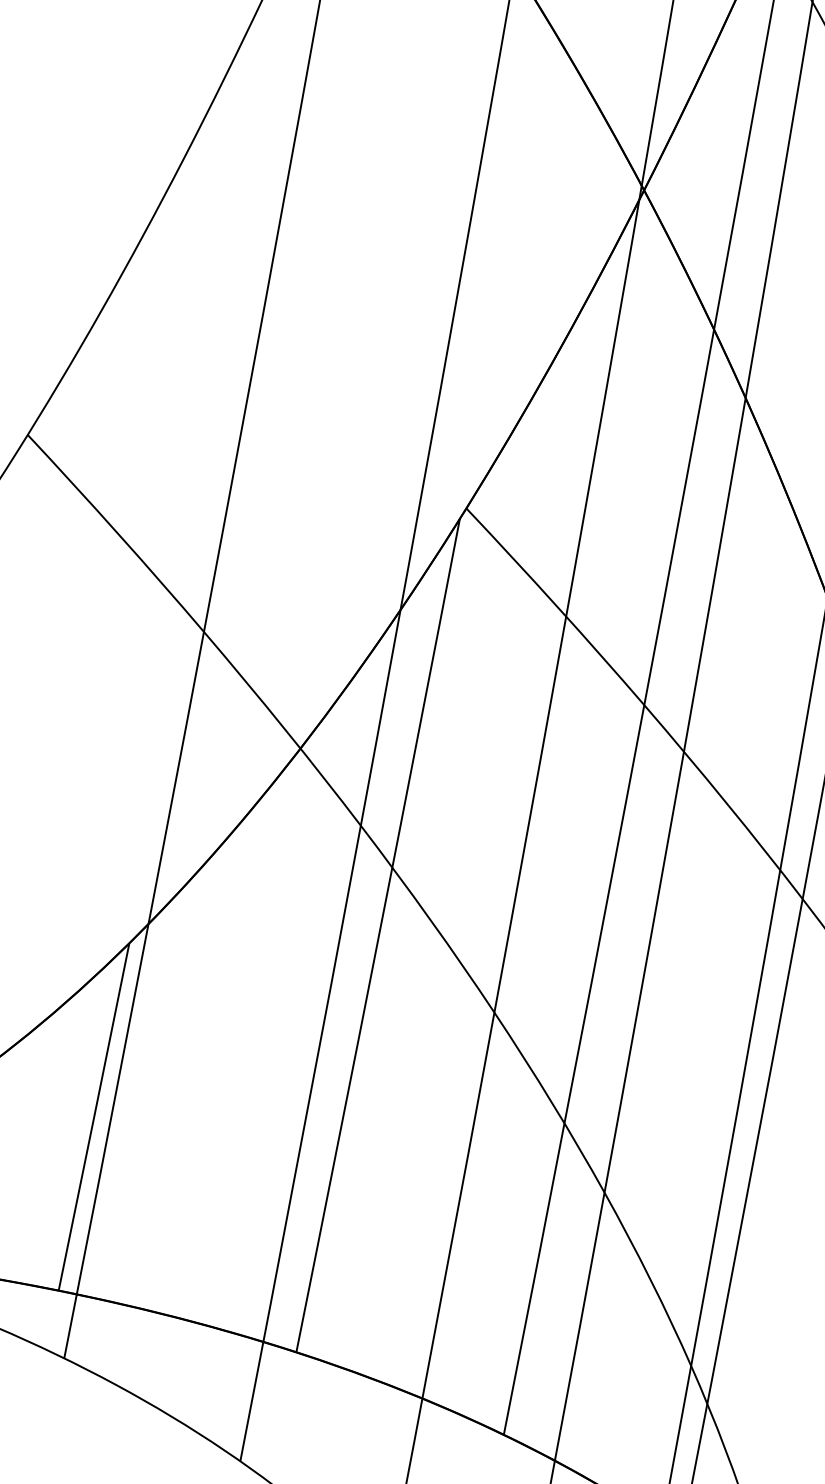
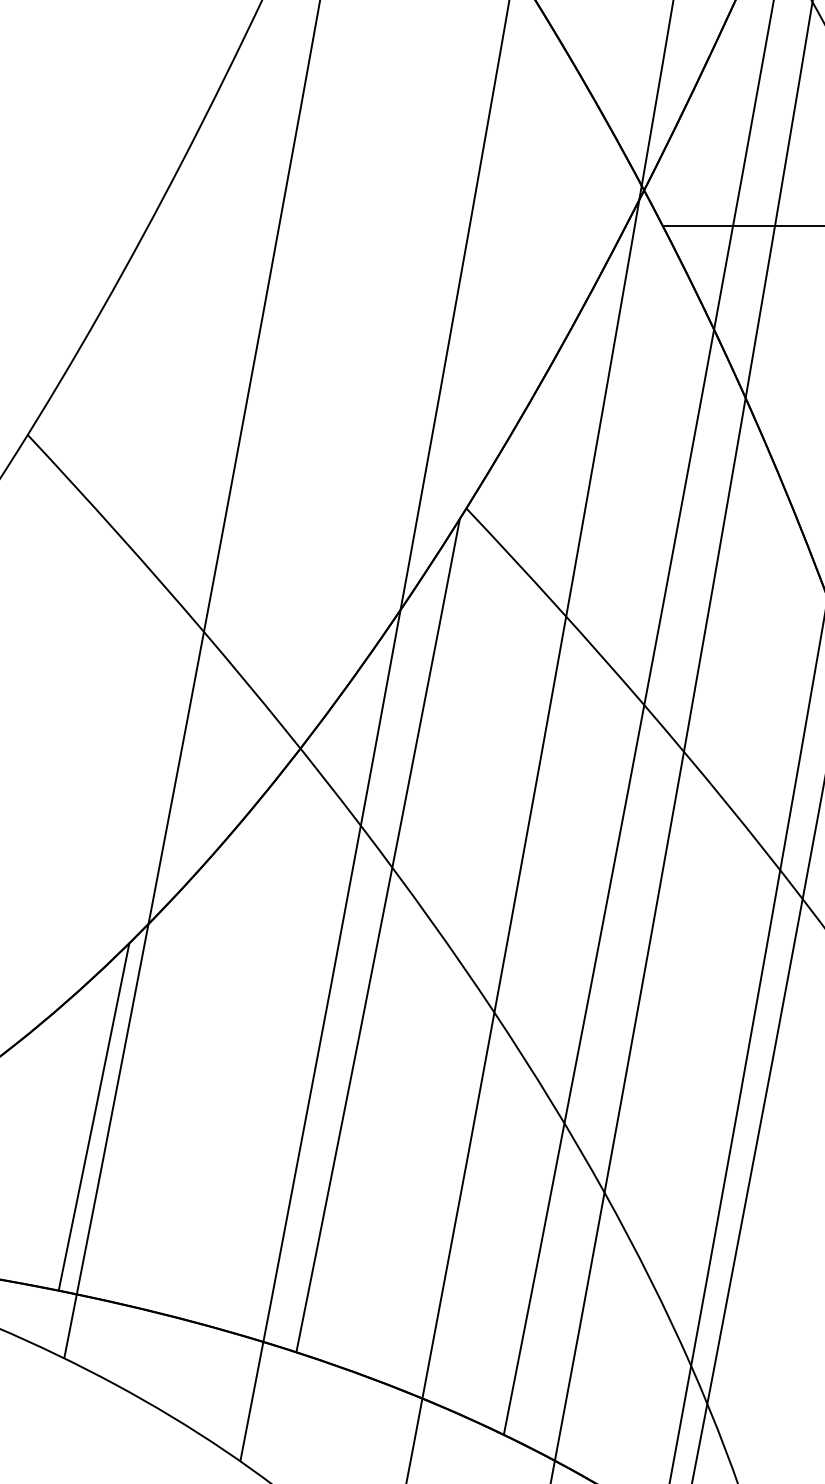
line: none -> present (741, 226)
